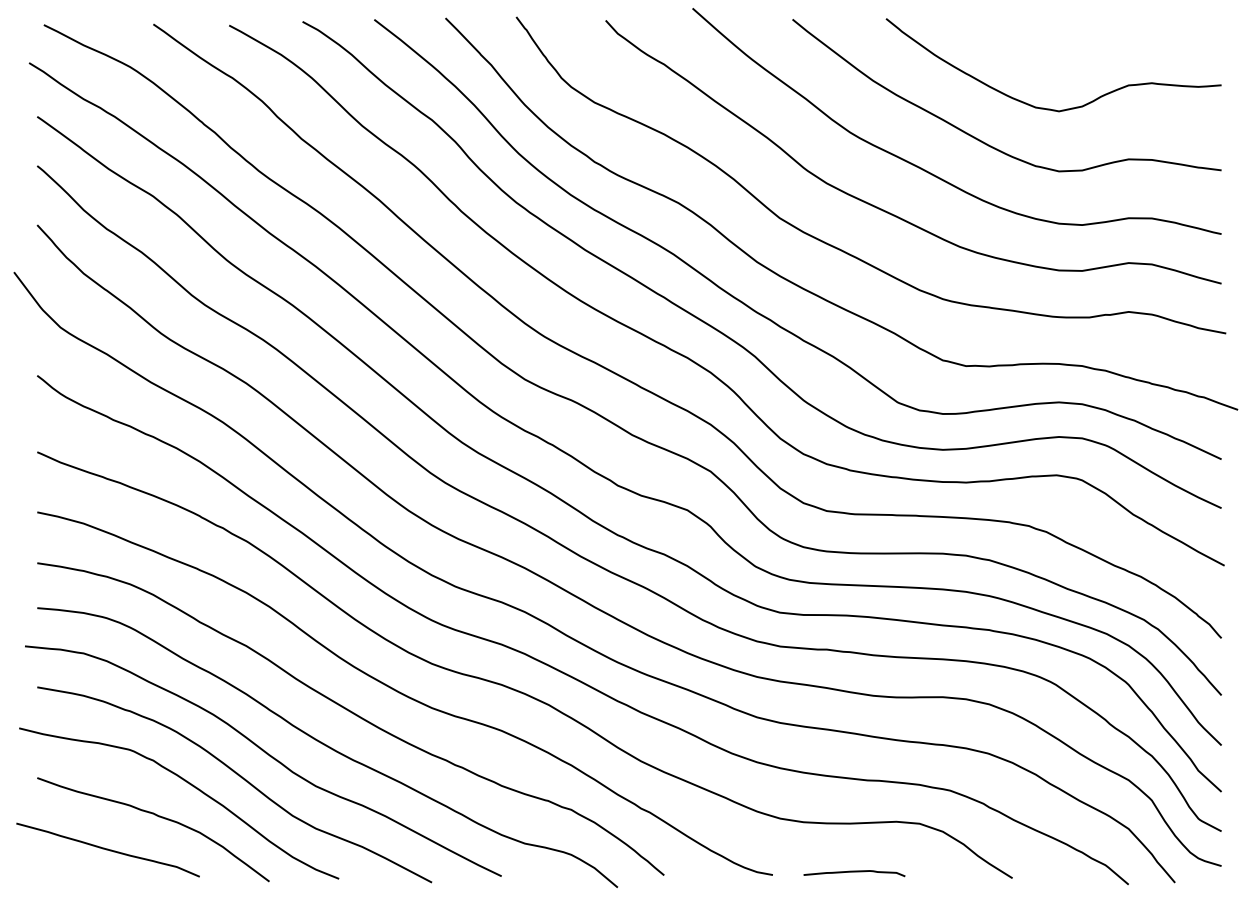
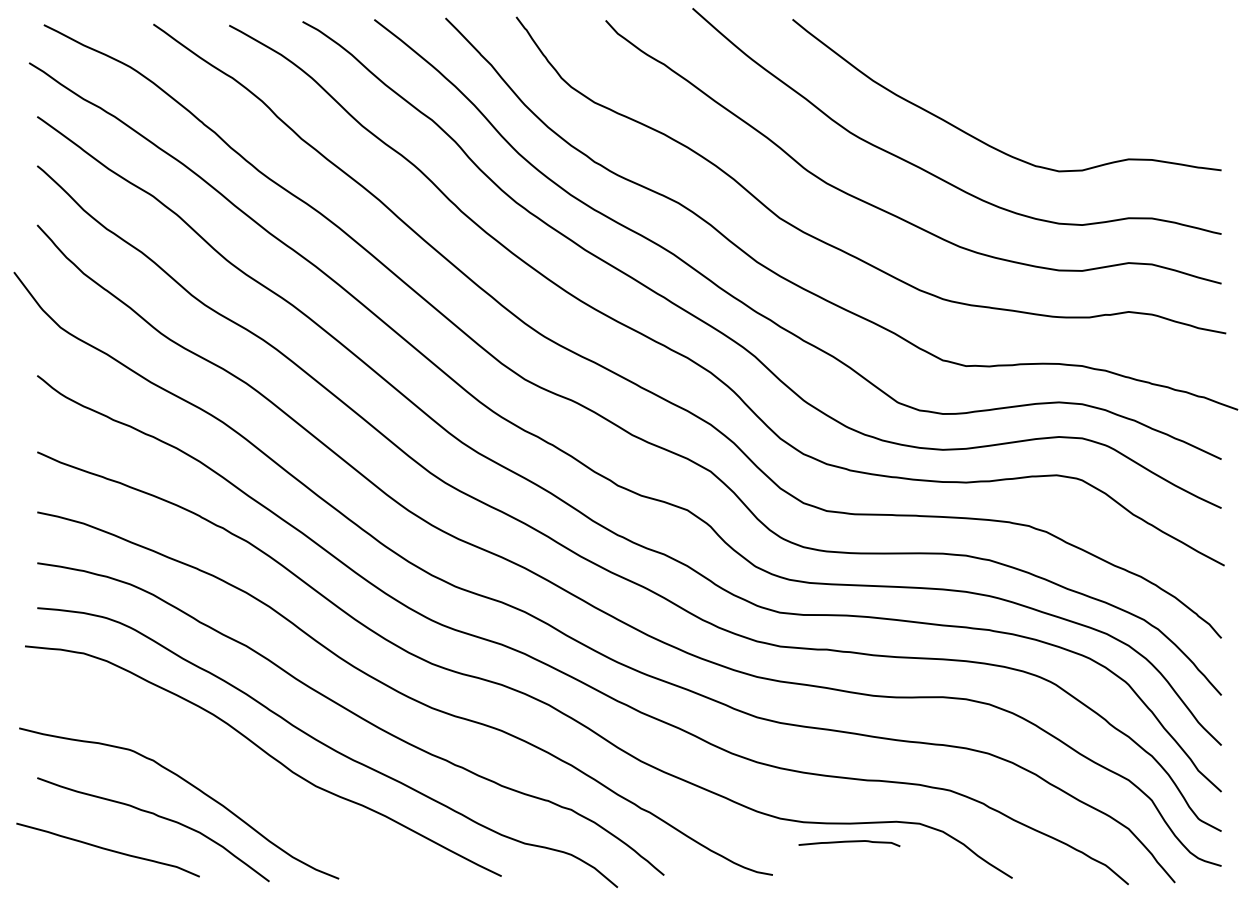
curve: present -> none (1050, 108)
curve: present -> none (240, 777)
curve position: (854, 872) -> (849, 842) (849, 842)
